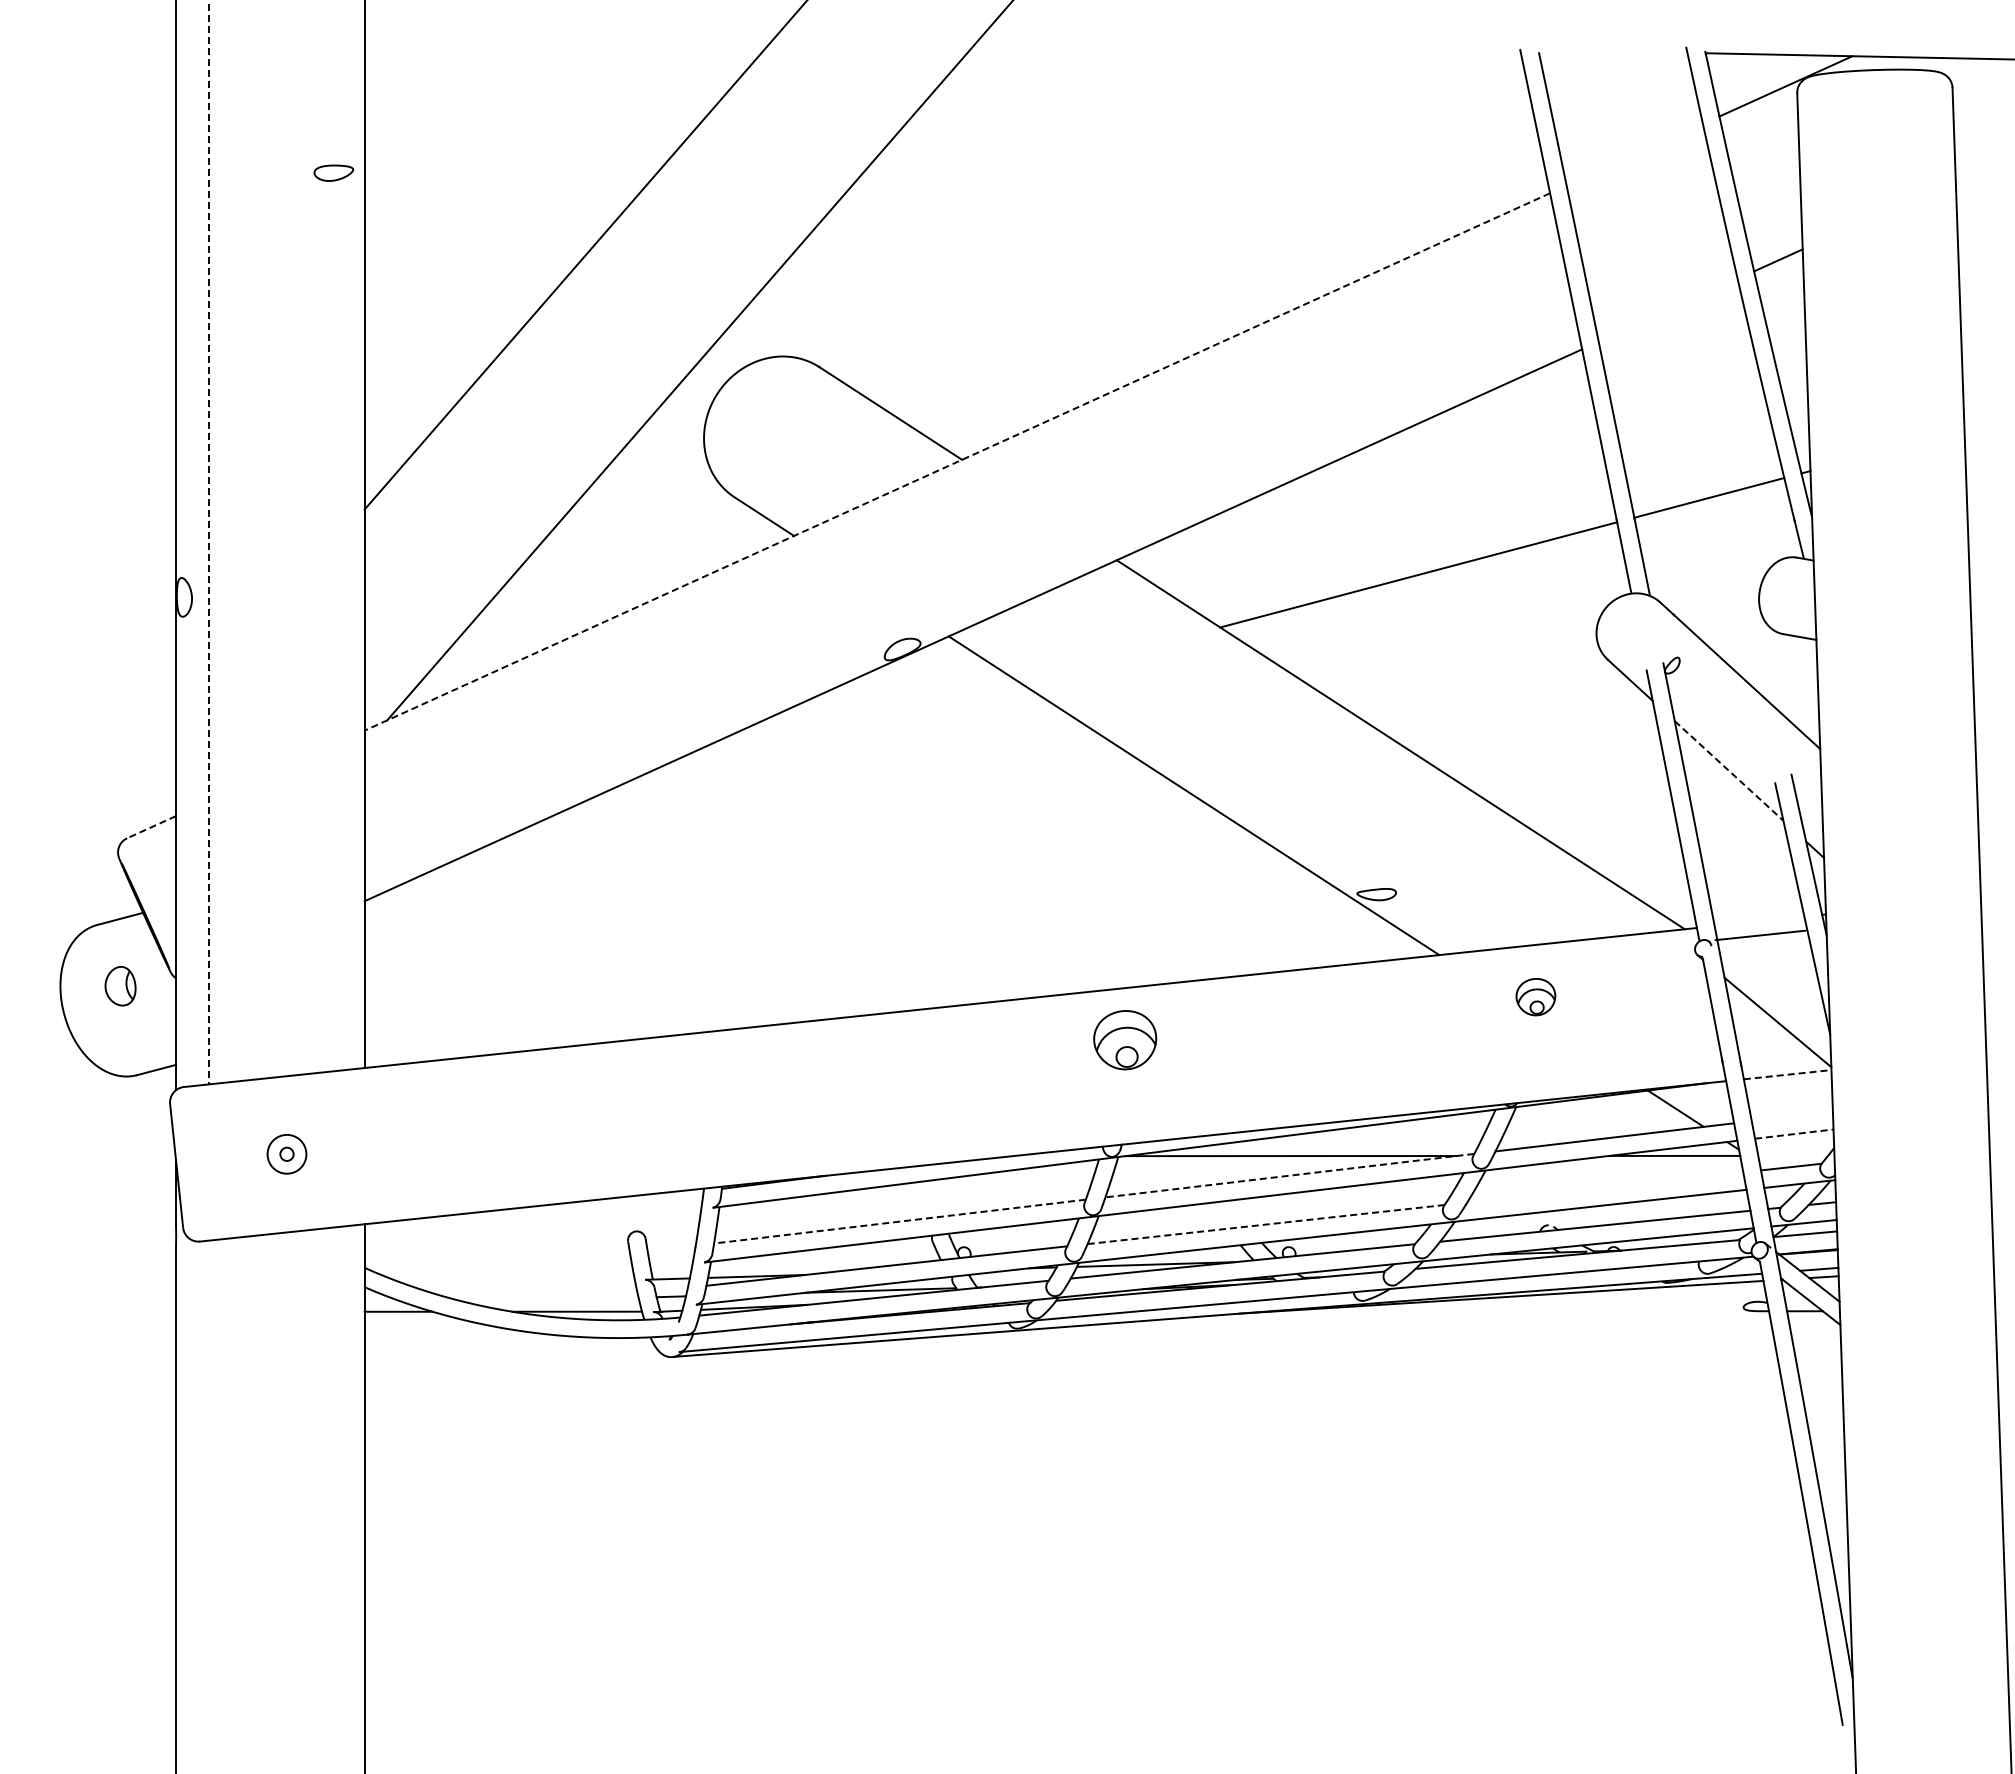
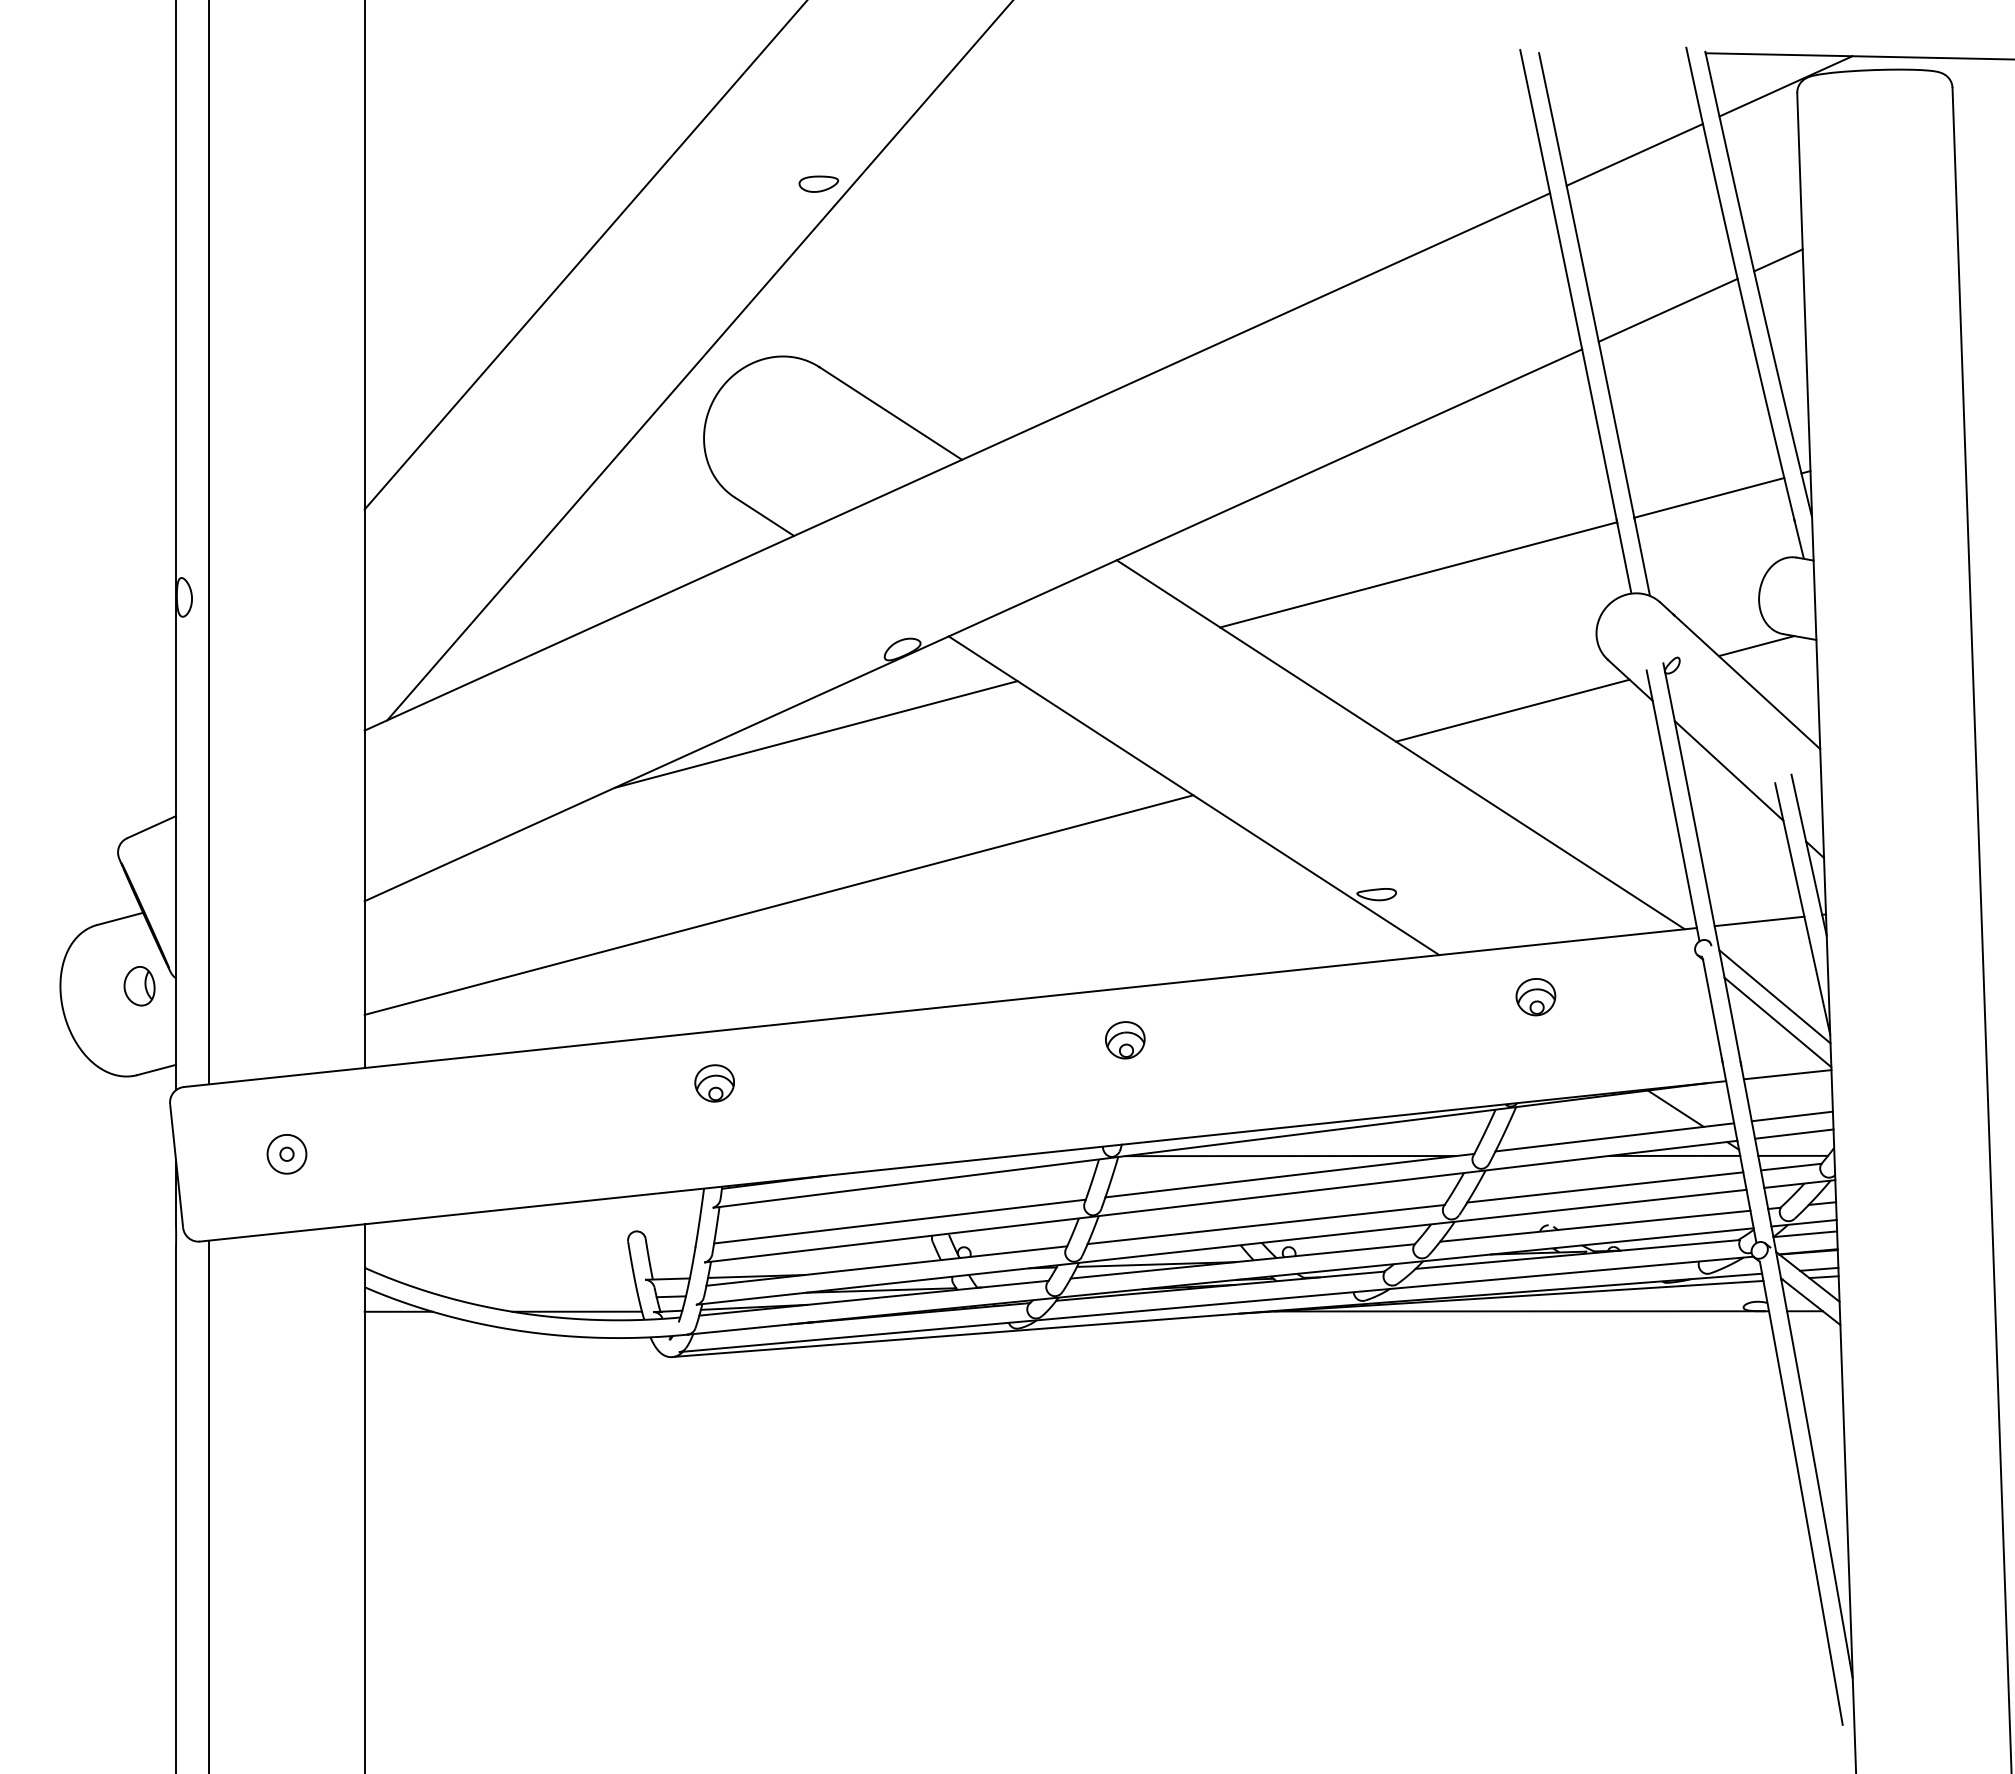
line: none -> present (1634, 154)
part position: (333, 172) -> (818, 183) (818, 183)
line: none -> present (1667, 309)
line: dashed -> solid (957, 461)
line: dashed -> solid (209, 542)
line: none -> present (1756, 646)
line: none -> present (1512, 710)
line: none -> present (815, 734)
line: dashed -> solid (1729, 770)
line: dashed -> solid (151, 827)
line: none -> present (778, 904)
line position: (1760, 935) -> (1759, 921) (1759, 921)
part position: (120, 986) -> (139, 986) (139, 986)
line: none -> present (1774, 996)
part size: 65x61 px -> 41x39 px (1125, 1040)
line: dashed -> solid (1788, 1074)
part: none -> present (714, 1083)
line: none -> present (1791, 1116)
line: dashed -> solid (1794, 1134)
line: none -> present (1792, 1155)
line: dashed -> solid (1289, 1175)
line: none -> present (1605, 1187)
line: dashed -> solid (899, 1221)
line: dashed -> solid (1266, 1224)
line: none -> present (1519, 1311)
line: none -> present (209, 1505)
